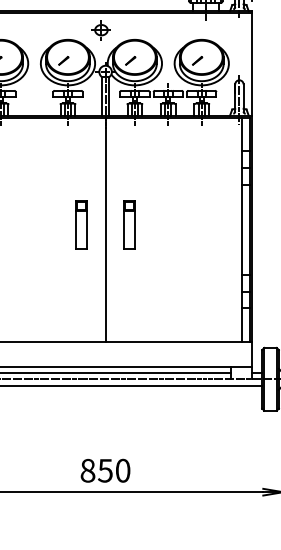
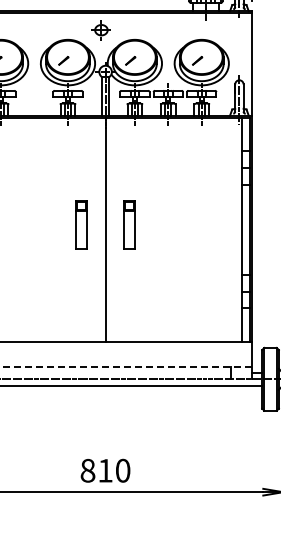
line: solid -> dashed (126, 366)
line: present -> none (116, 373)
text: 850 -> 810 (105, 470)
